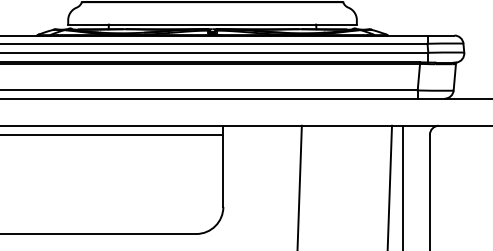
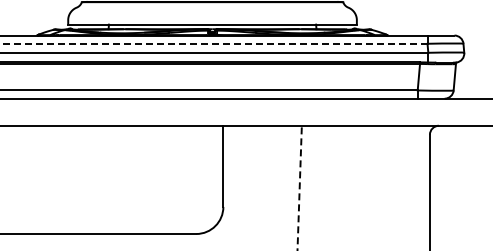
line: solid -> dashed (213, 43)
line: present -> none (112, 134)
line: present -> none (389, 186)
line: present -> none (402, 186)
line: solid -> dashed (299, 187)
